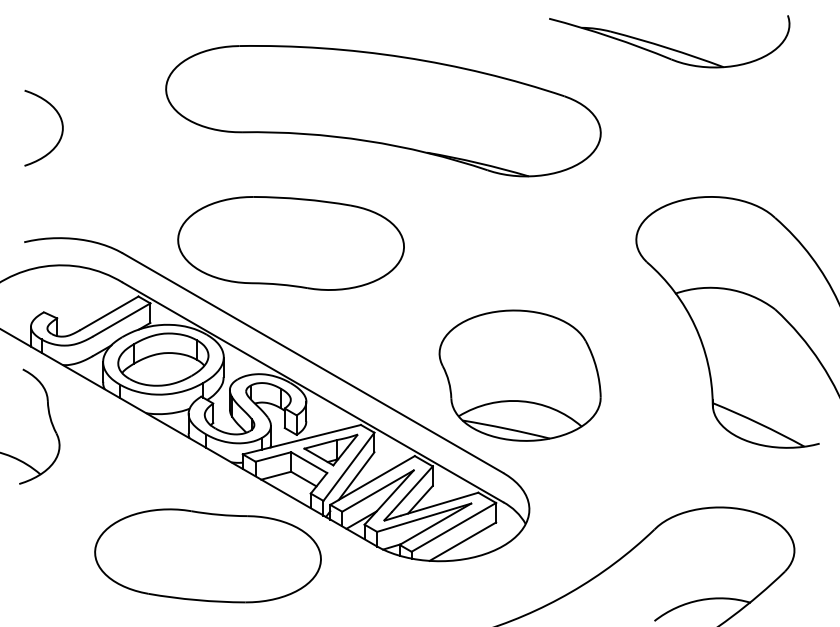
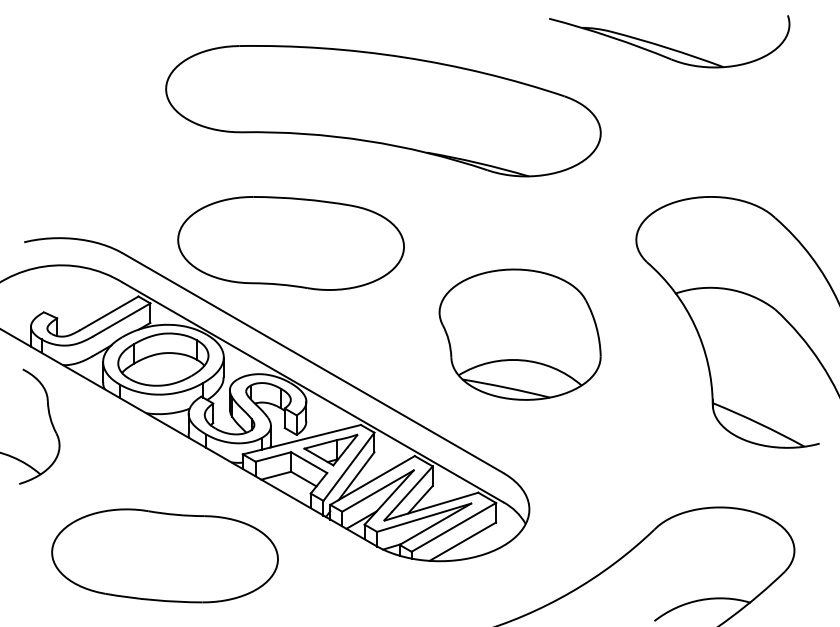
curve: present -> none (61, 125)
part position: (519, 375) -> (519, 334) (519, 334)
part position: (207, 555) -> (164, 555) (164, 555)
